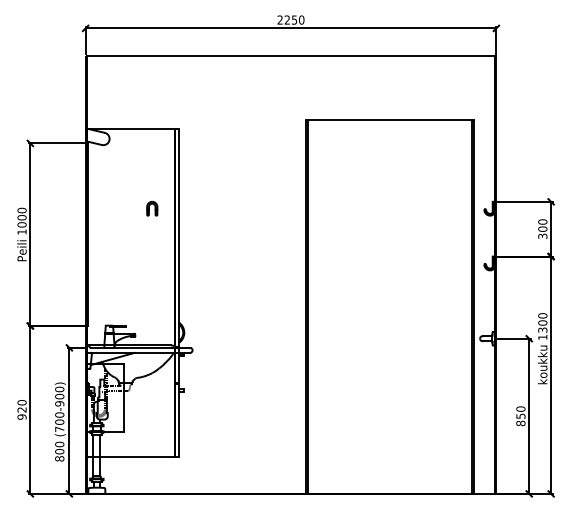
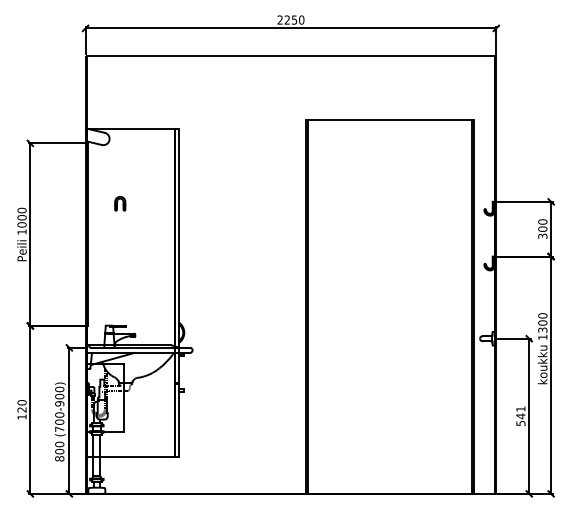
part position: (152, 208) -> (120, 203) (120, 203)
text: 920 -> 120 (21, 416)
text: 850 -> 541 (520, 416)
